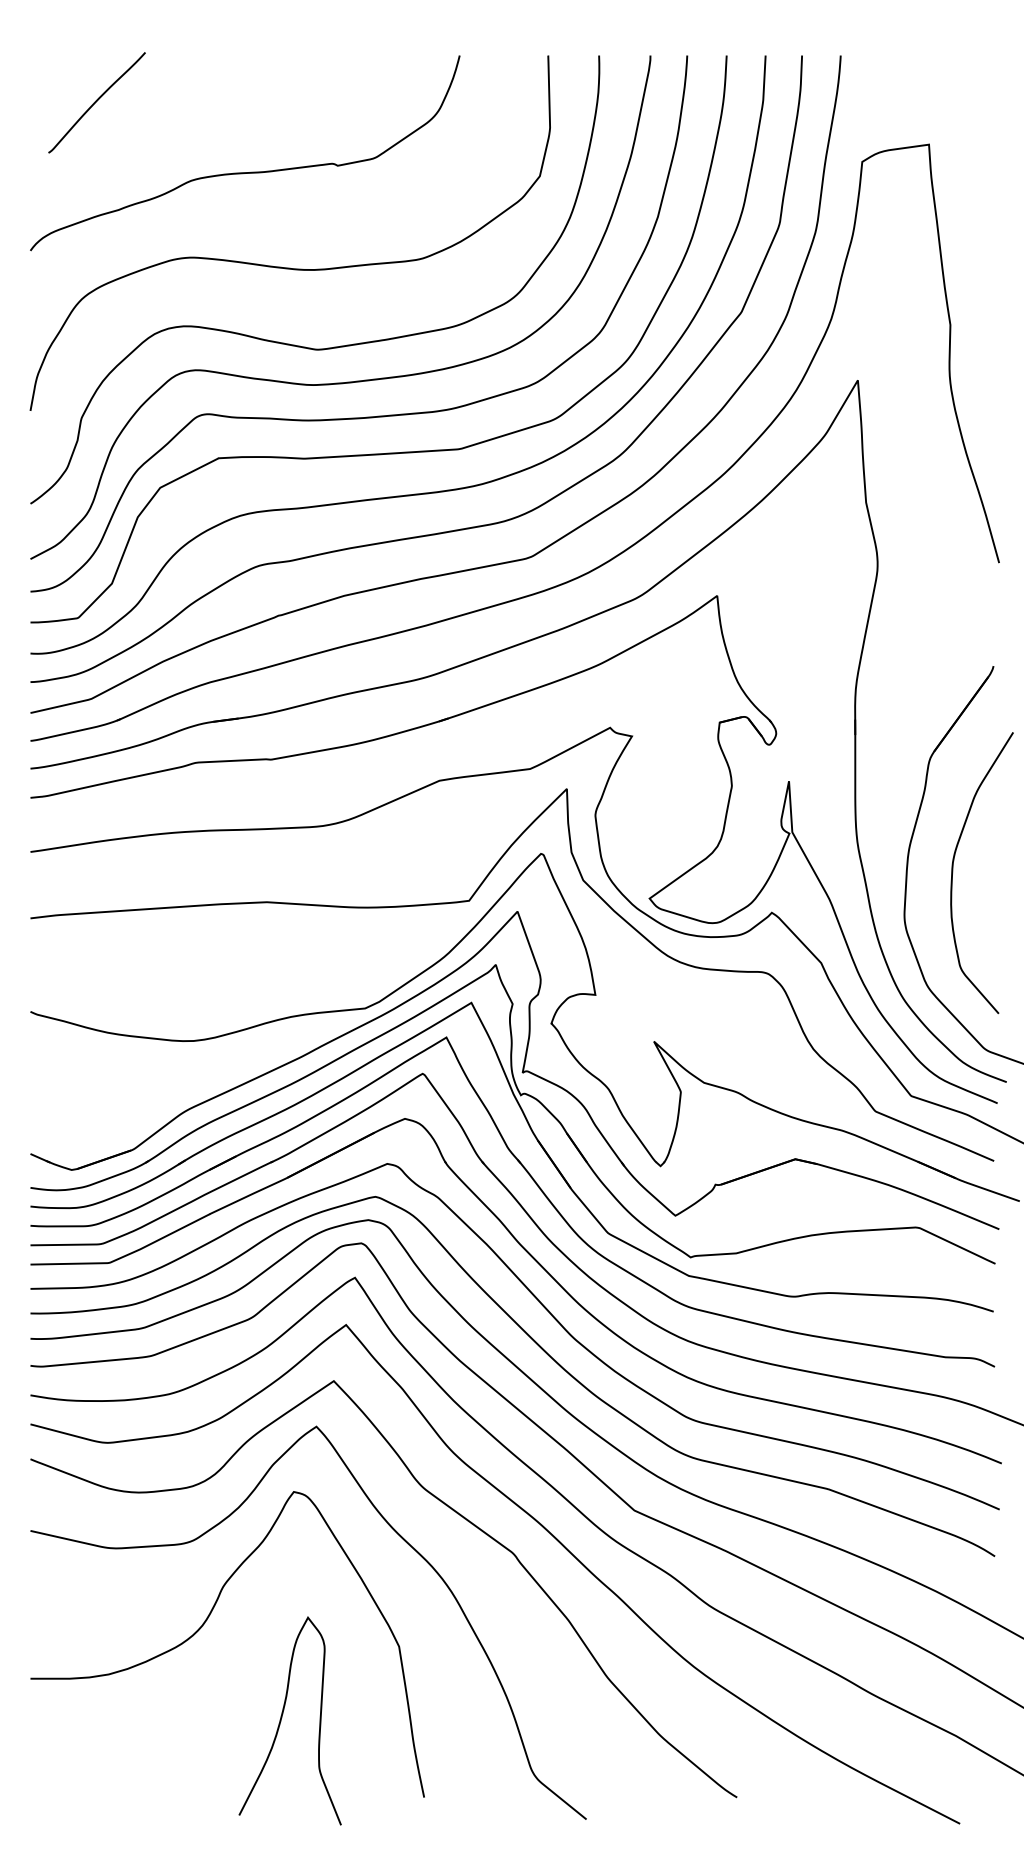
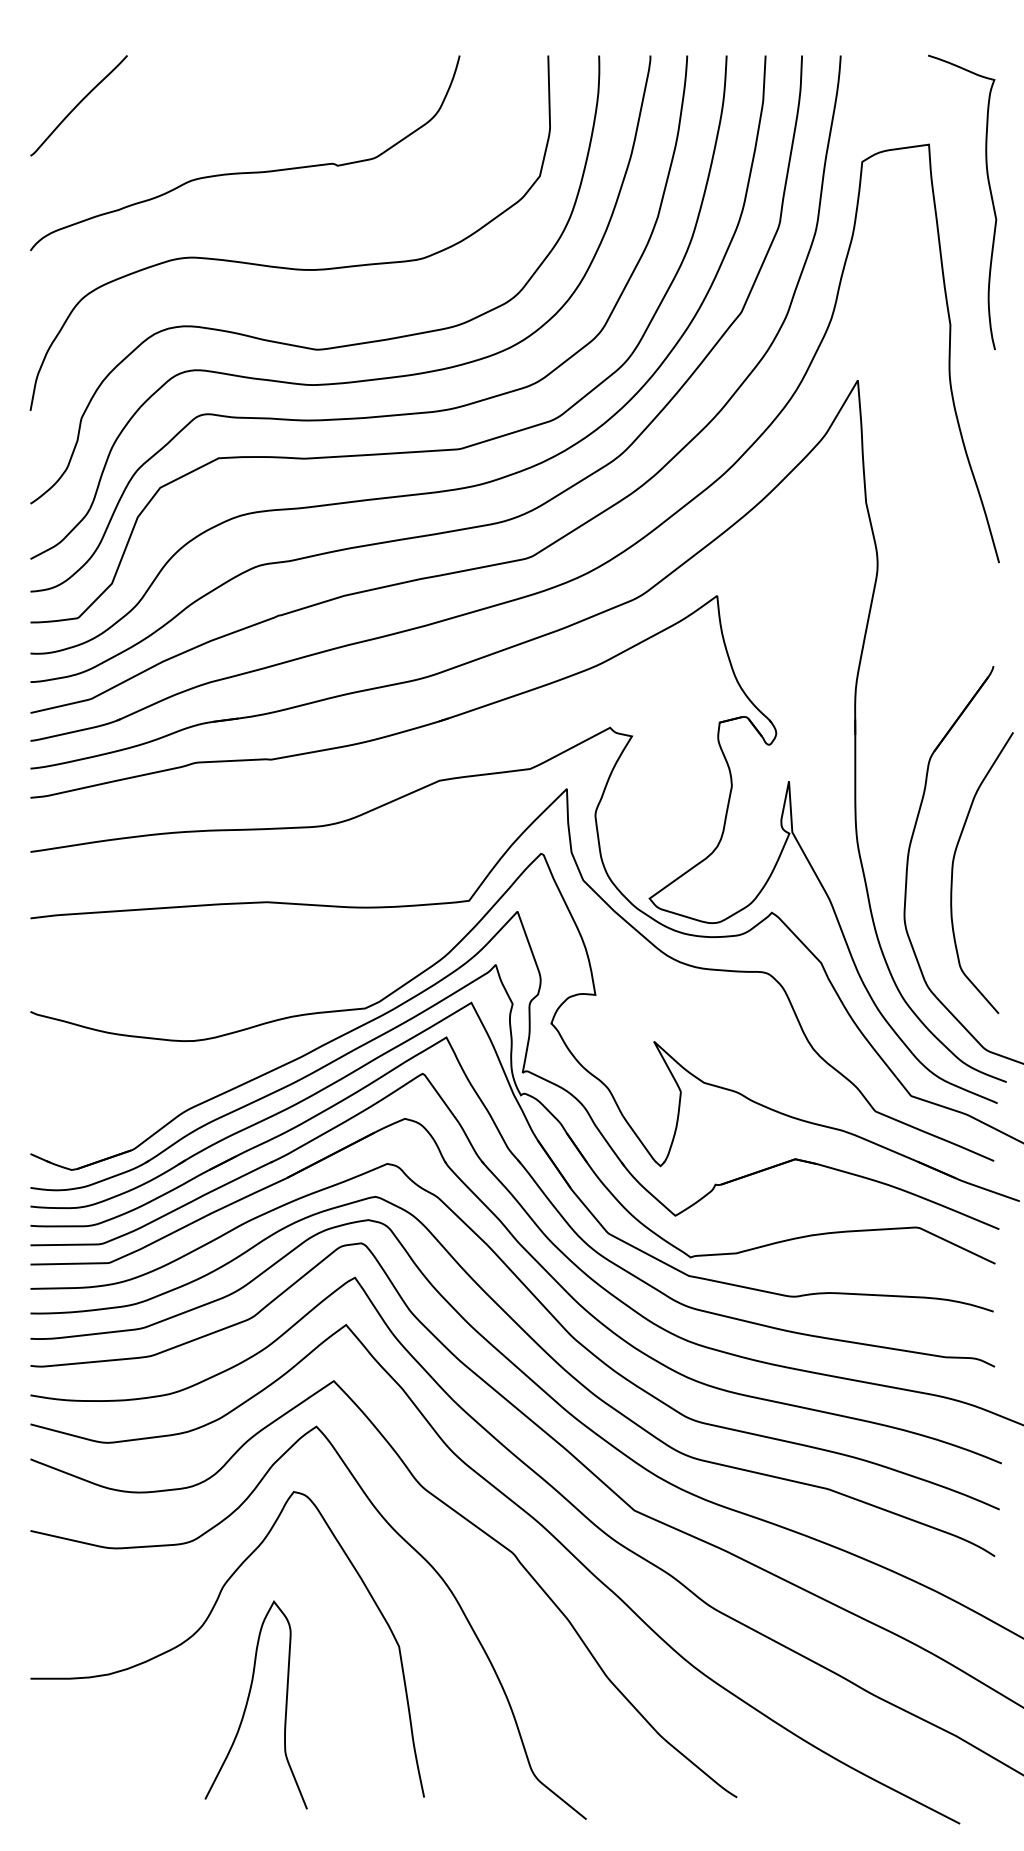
curve position: (96, 102) -> (78, 105) (78, 105)
curve: none -> present (990, 196)
curve position: (282, 1717) -> (248, 1701) (248, 1701)
